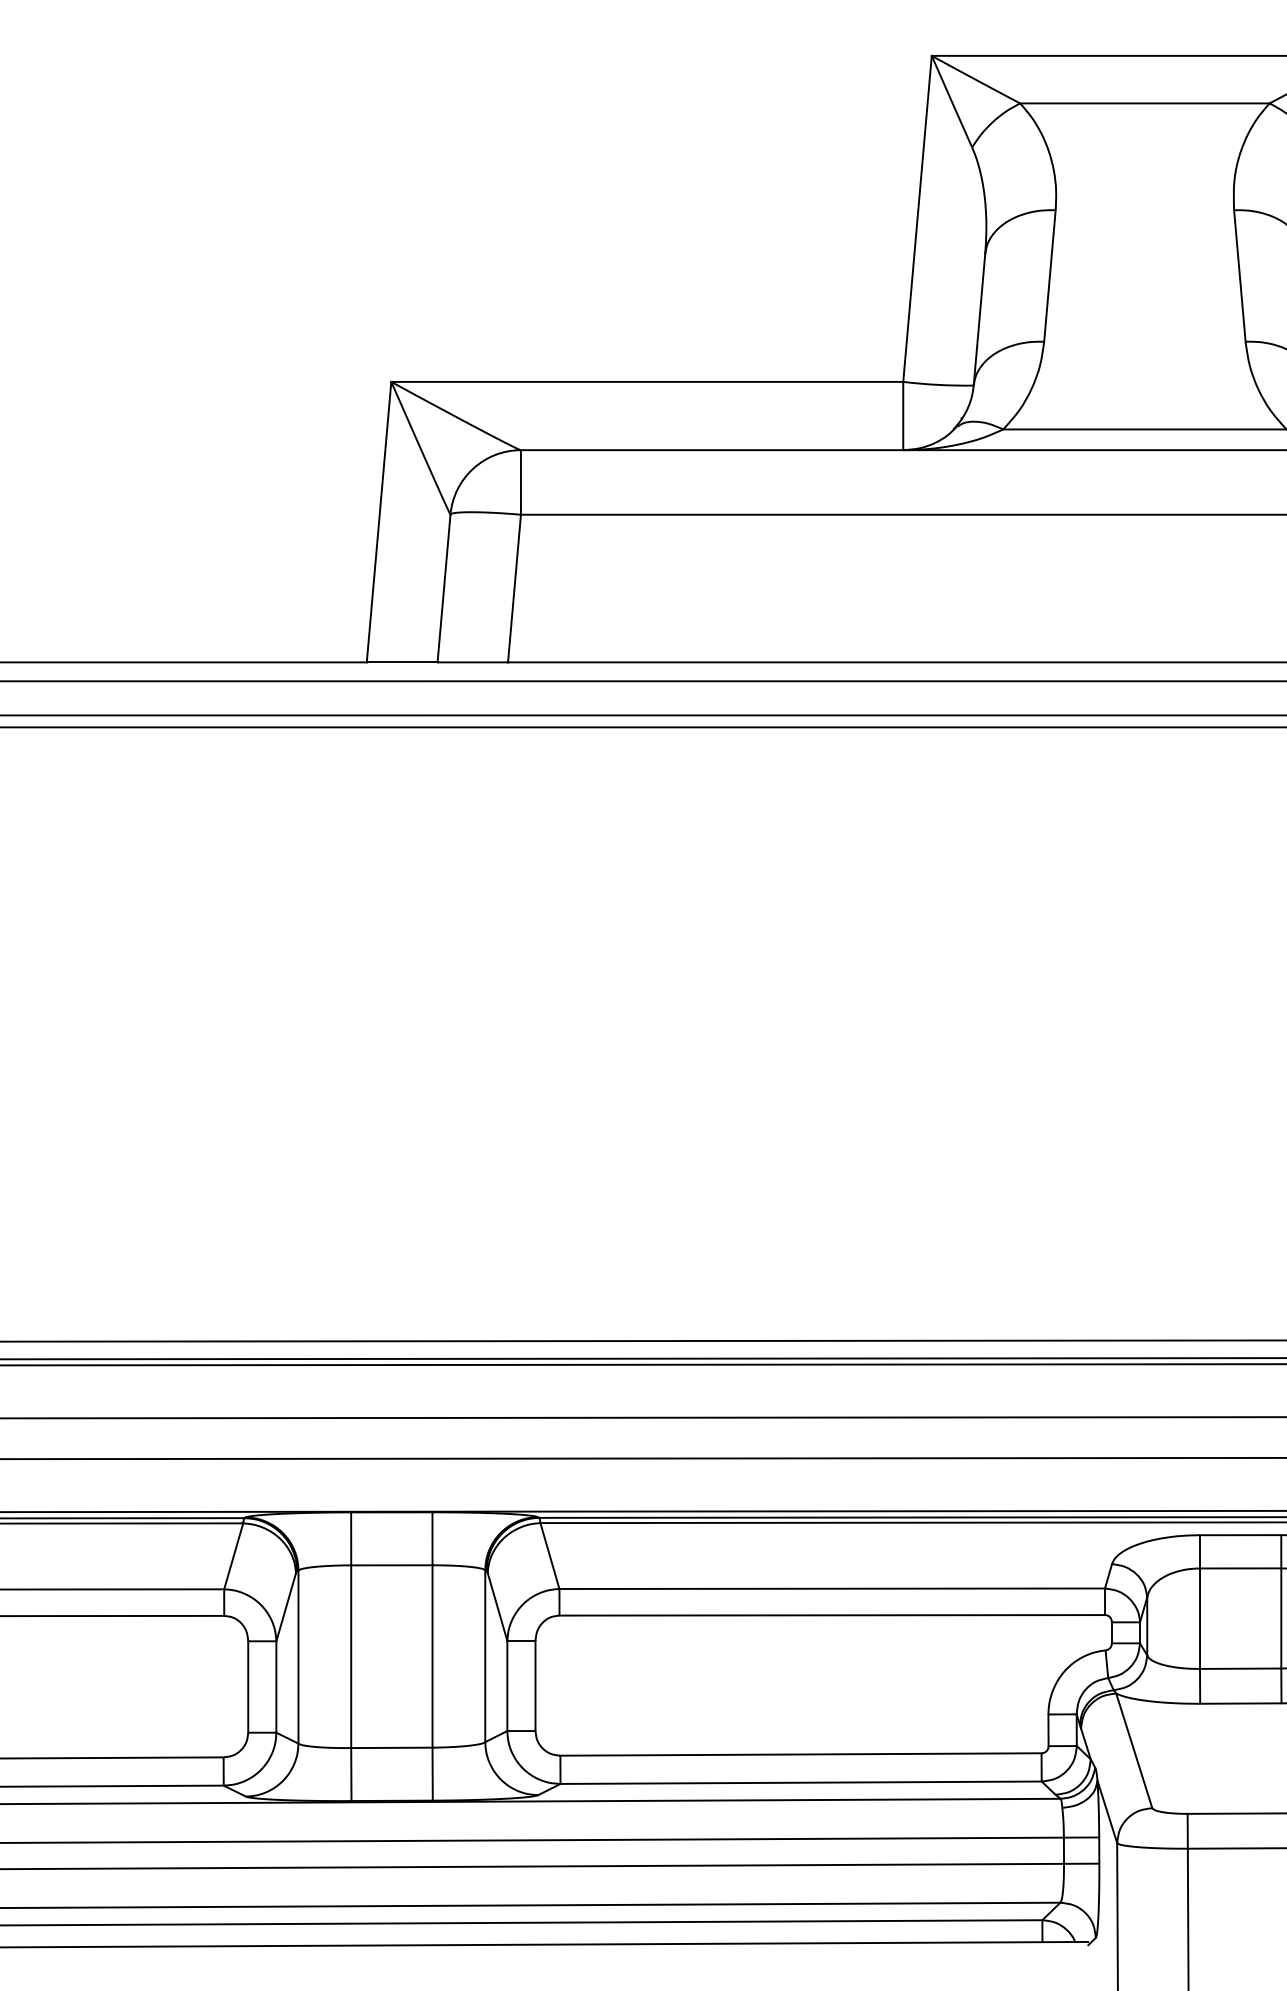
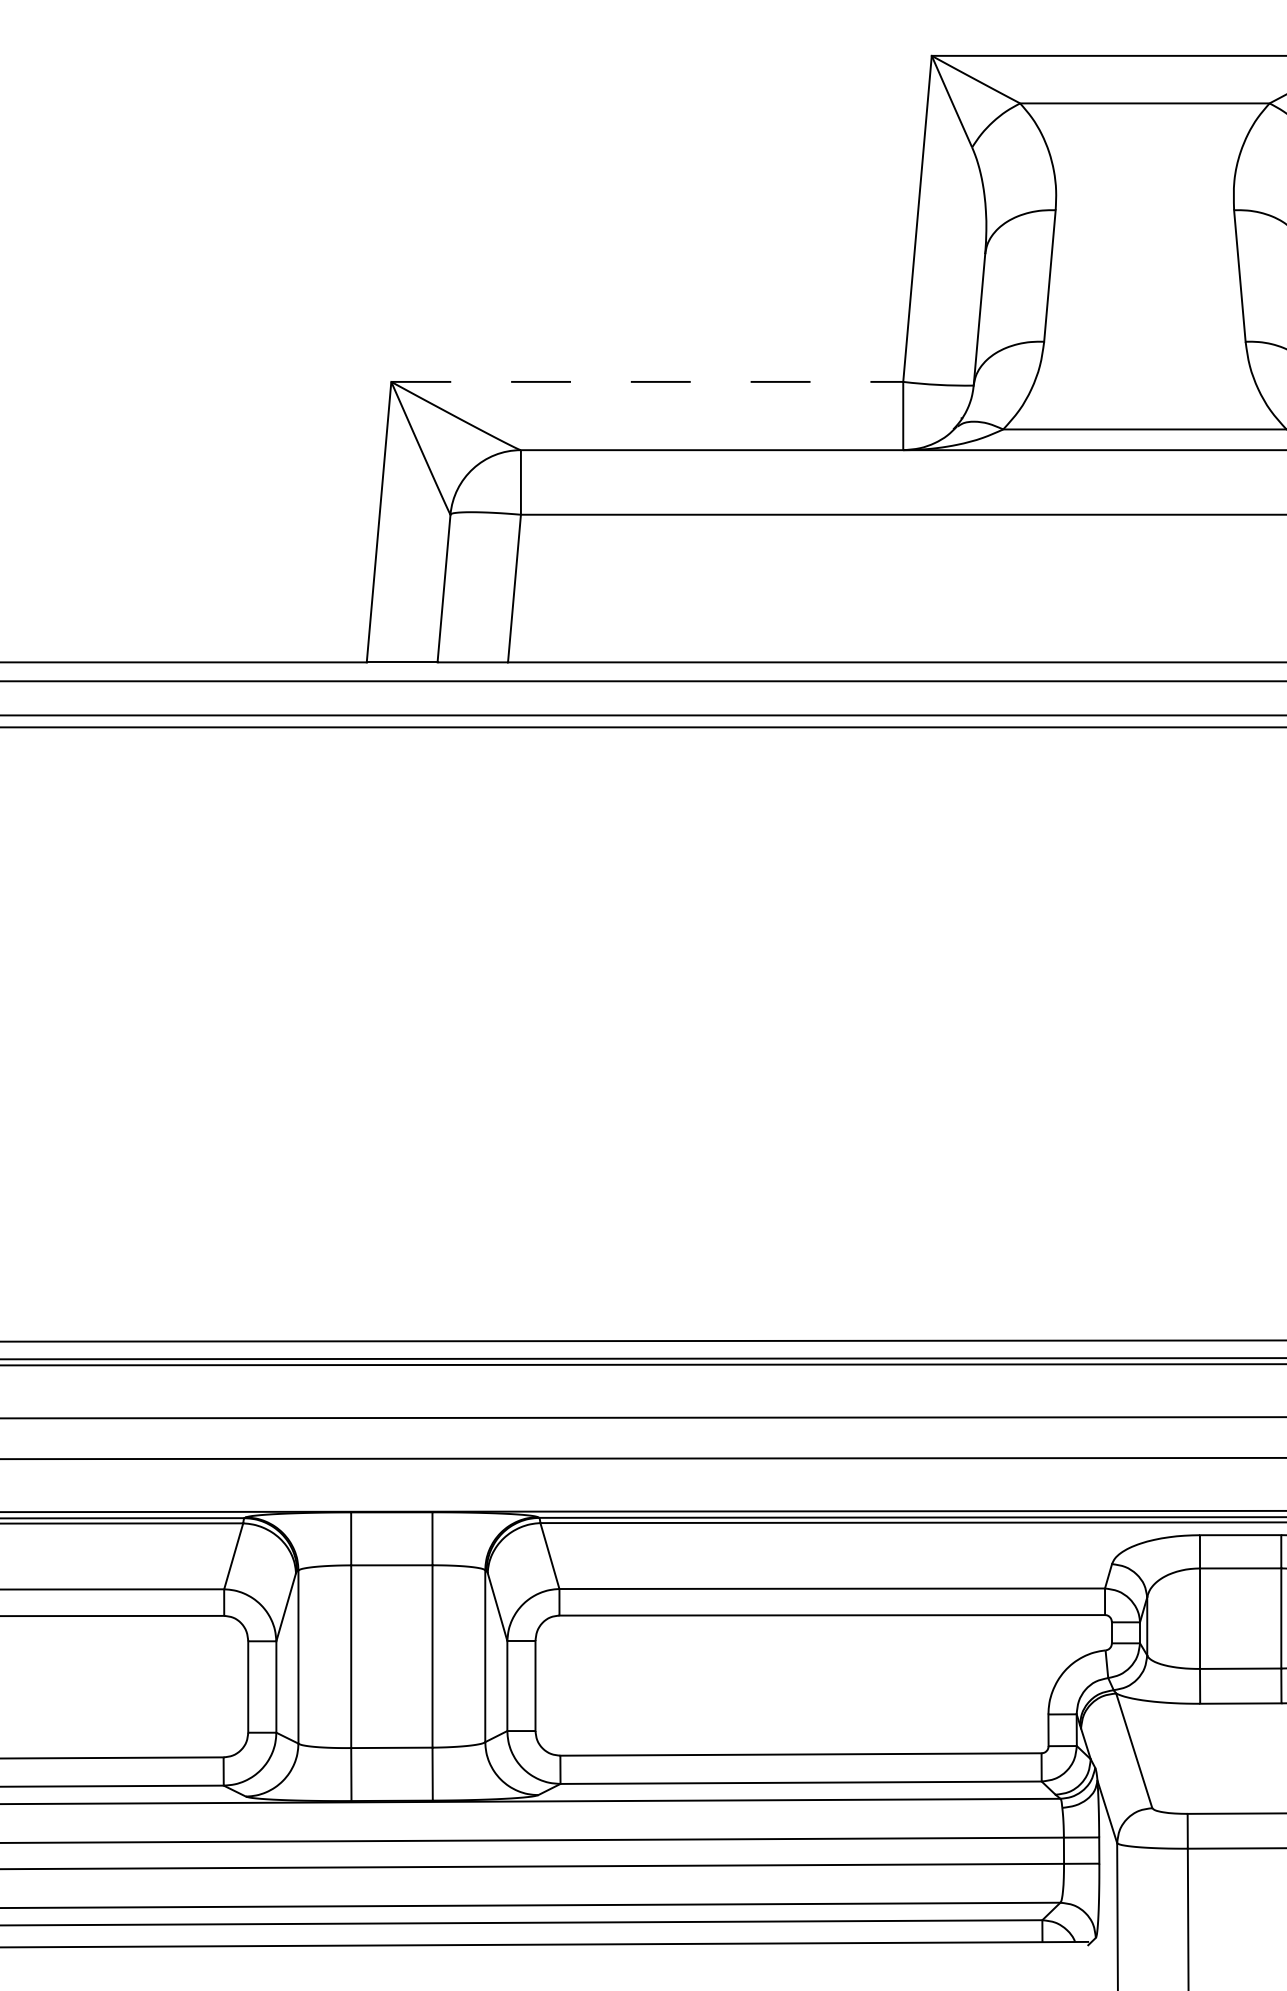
line: solid -> dashed (647, 381)
